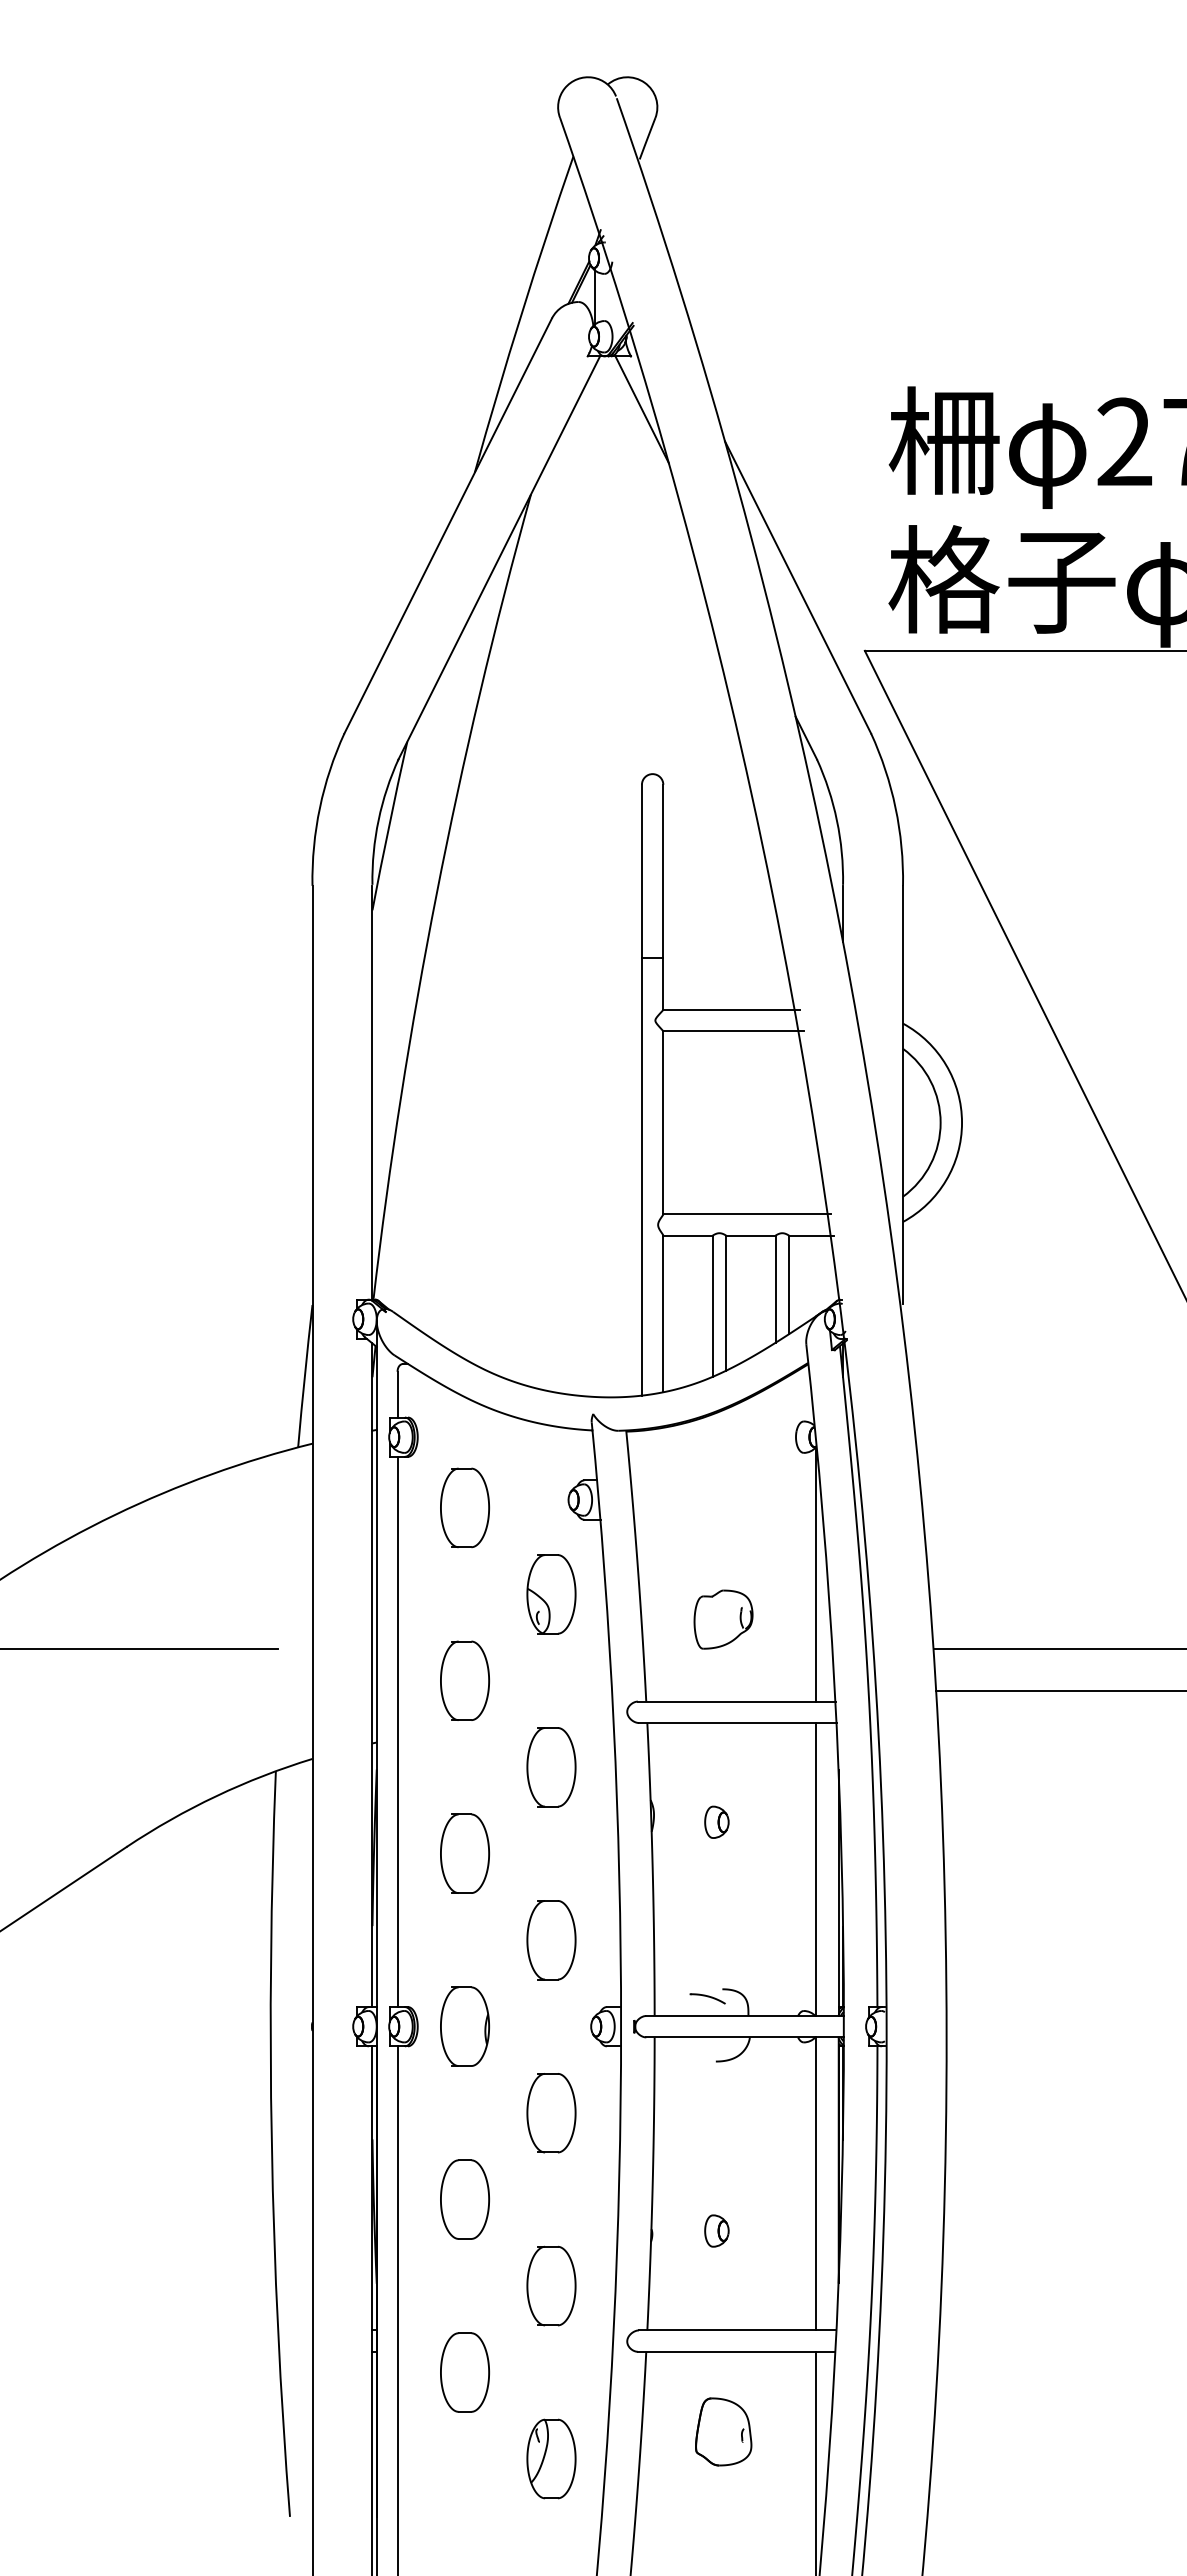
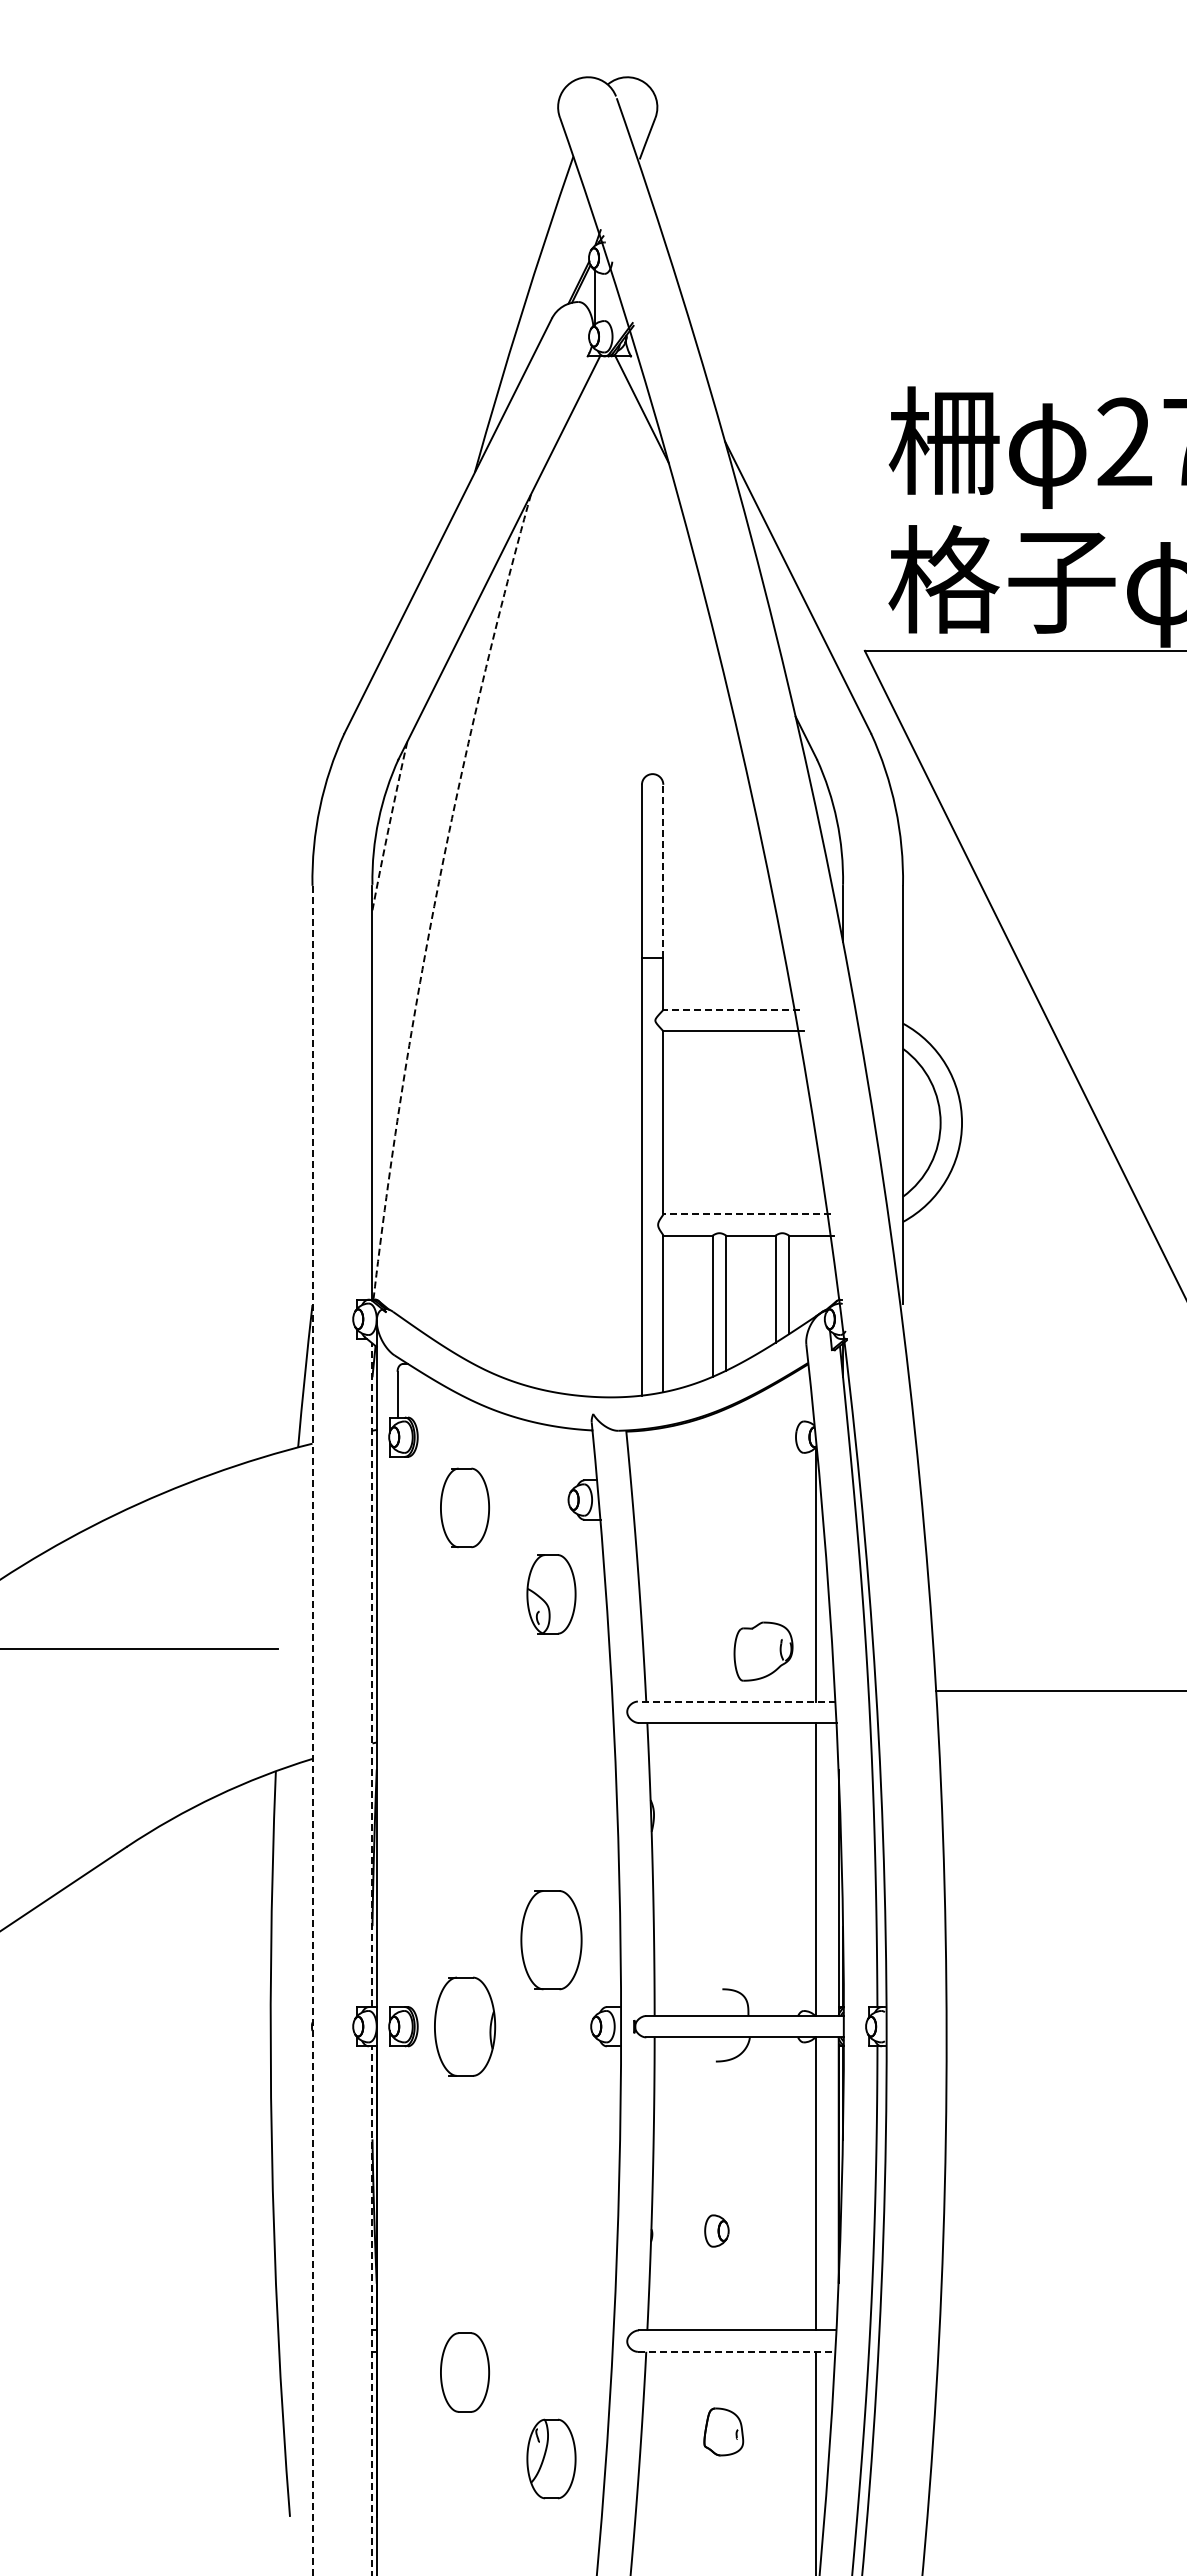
arc: solid -> dashed (389, 825)
line: solid -> dashed (663, 870)
arc: solid -> dashed (436, 894)
line: solid -> dashed (731, 1009)
line: solid -> dashed (747, 1214)
part position: (723, 1619) -> (763, 1651) (763, 1651)
line: present -> none (1058, 1649)
line: solid -> dashed (372, 1675)
part: present -> none (464, 1680)
line: solid -> dashed (736, 1701)
line: solid -> dashed (312, 1730)
line: present -> none (397, 1731)
part: present -> none (551, 1767)
part: present -> none (716, 1821)
part: present -> none (464, 1853)
part size: 51x81 px -> 63x101 px (551, 1940)
part: present -> none (707, 1998)
part size: 50x81 px -> 63x101 px (465, 2026)
part: present -> none (551, 2113)
part: present -> none (464, 2199)
part: present -> none (551, 2285)
line: present -> none (397, 2309)
line: solid -> dashed (372, 2310)
line: solid -> dashed (736, 2351)
part size: 58x70 px -> 42x50 px (723, 2431)
